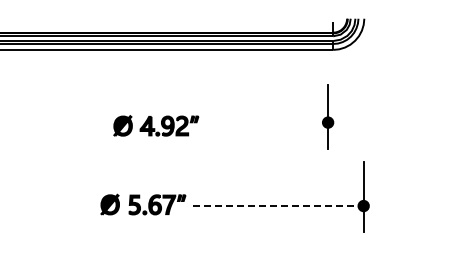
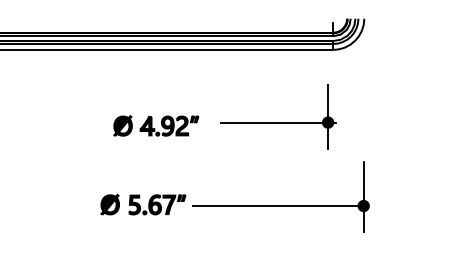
line: none -> present (278, 122)
line: dashed -> solid (278, 206)
